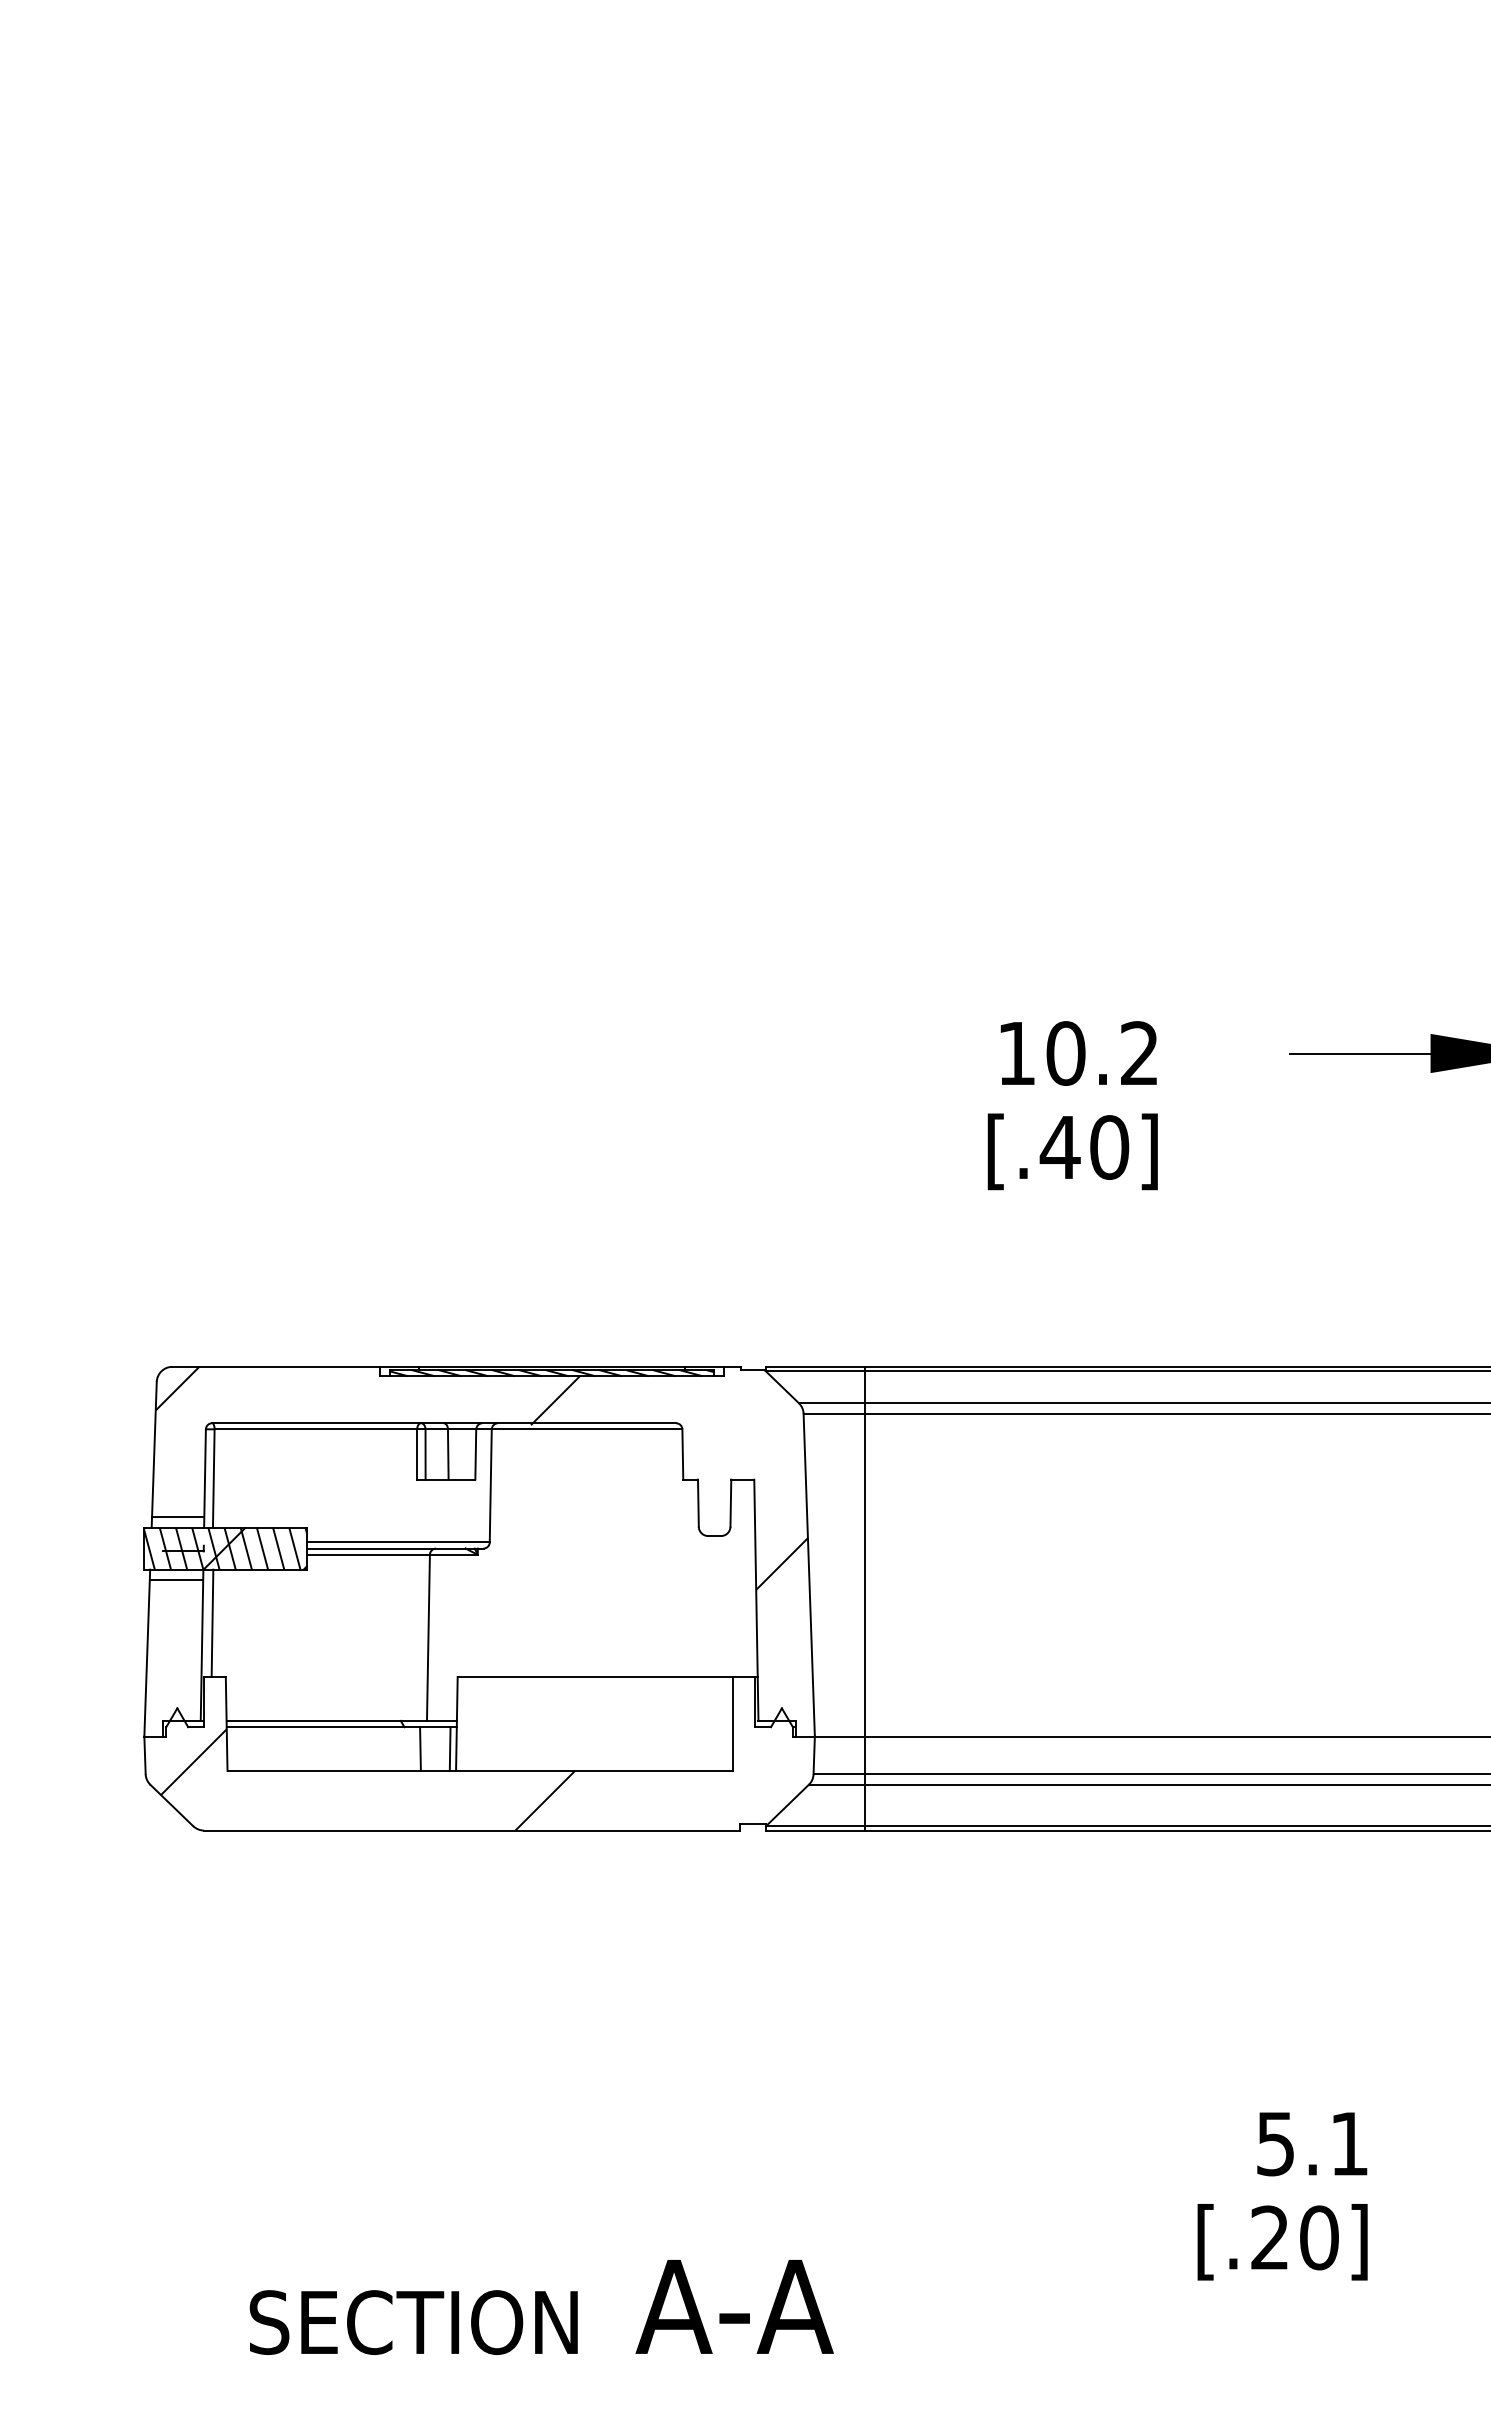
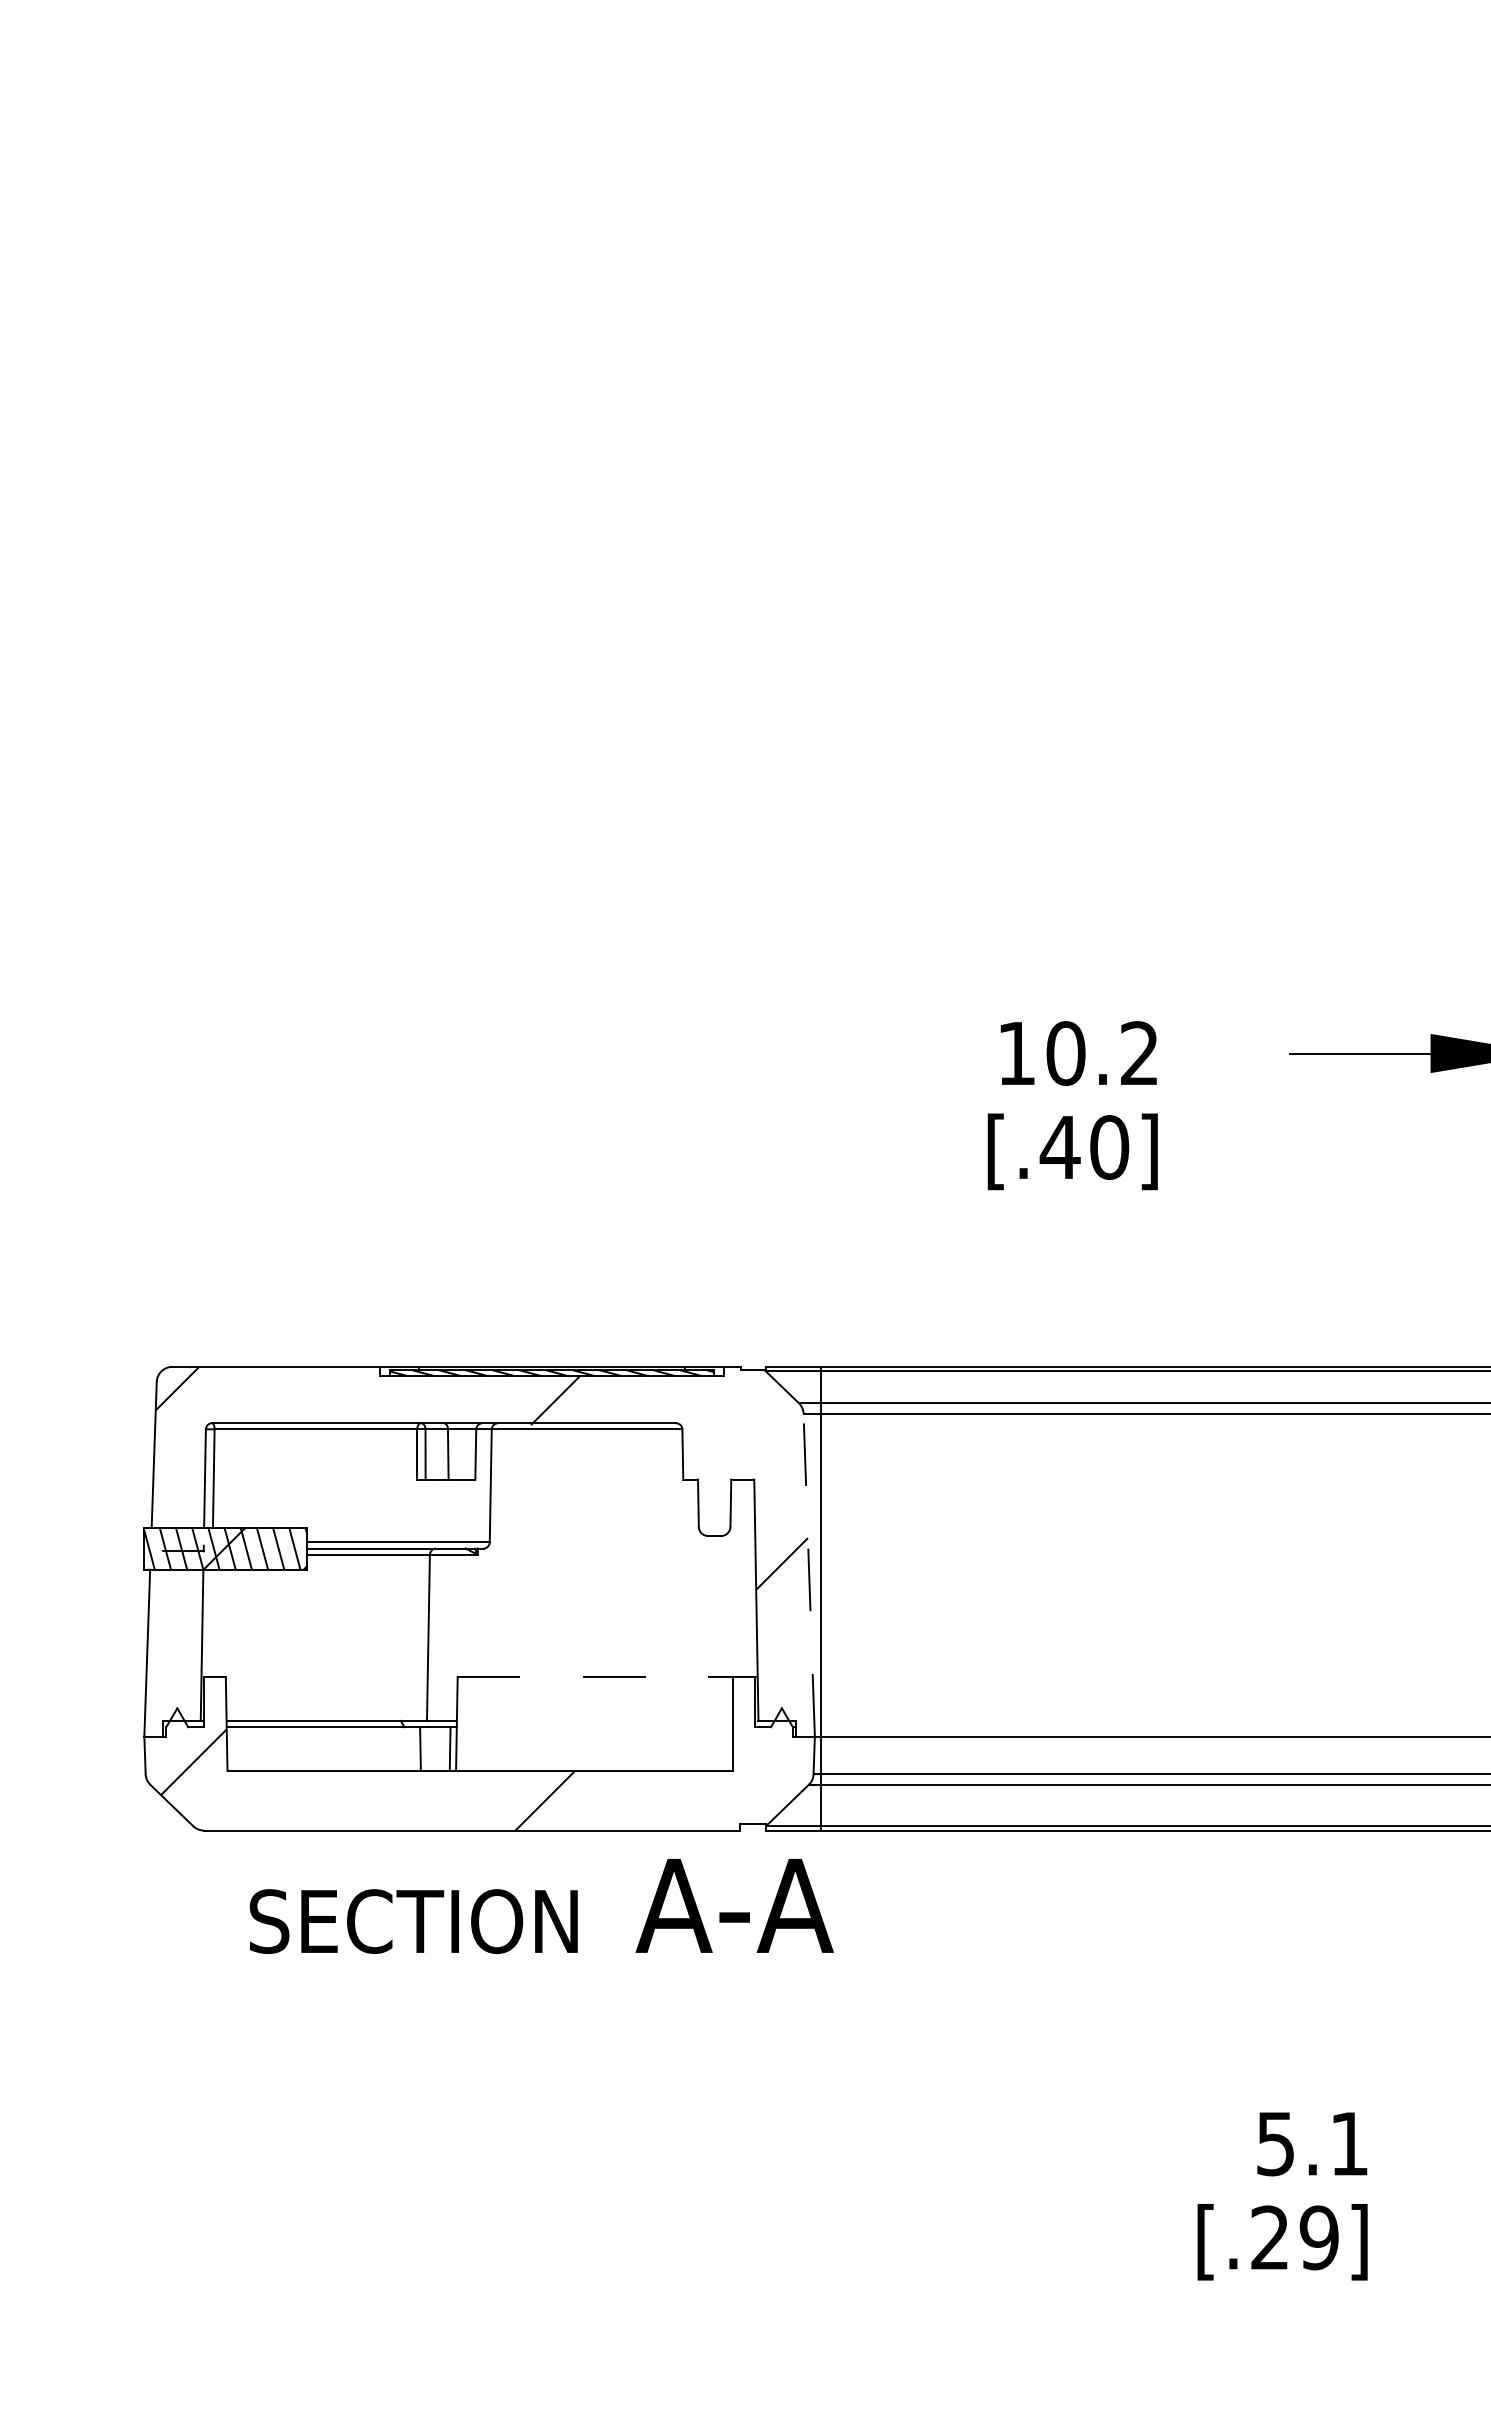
line: present -> none (178, 1517)
line: solid -> dashed (809, 1574)
line: present -> none (176, 1579)
line position: (865, 1598) -> (821, 1598) (821, 1598)
line: present -> none (212, 1623)
line: solid -> dashed (608, 1677)
text: [.20] -> [.29] (1318, 2237)
text position: (541, 2307) -> (541, 1906) (541, 1906)
